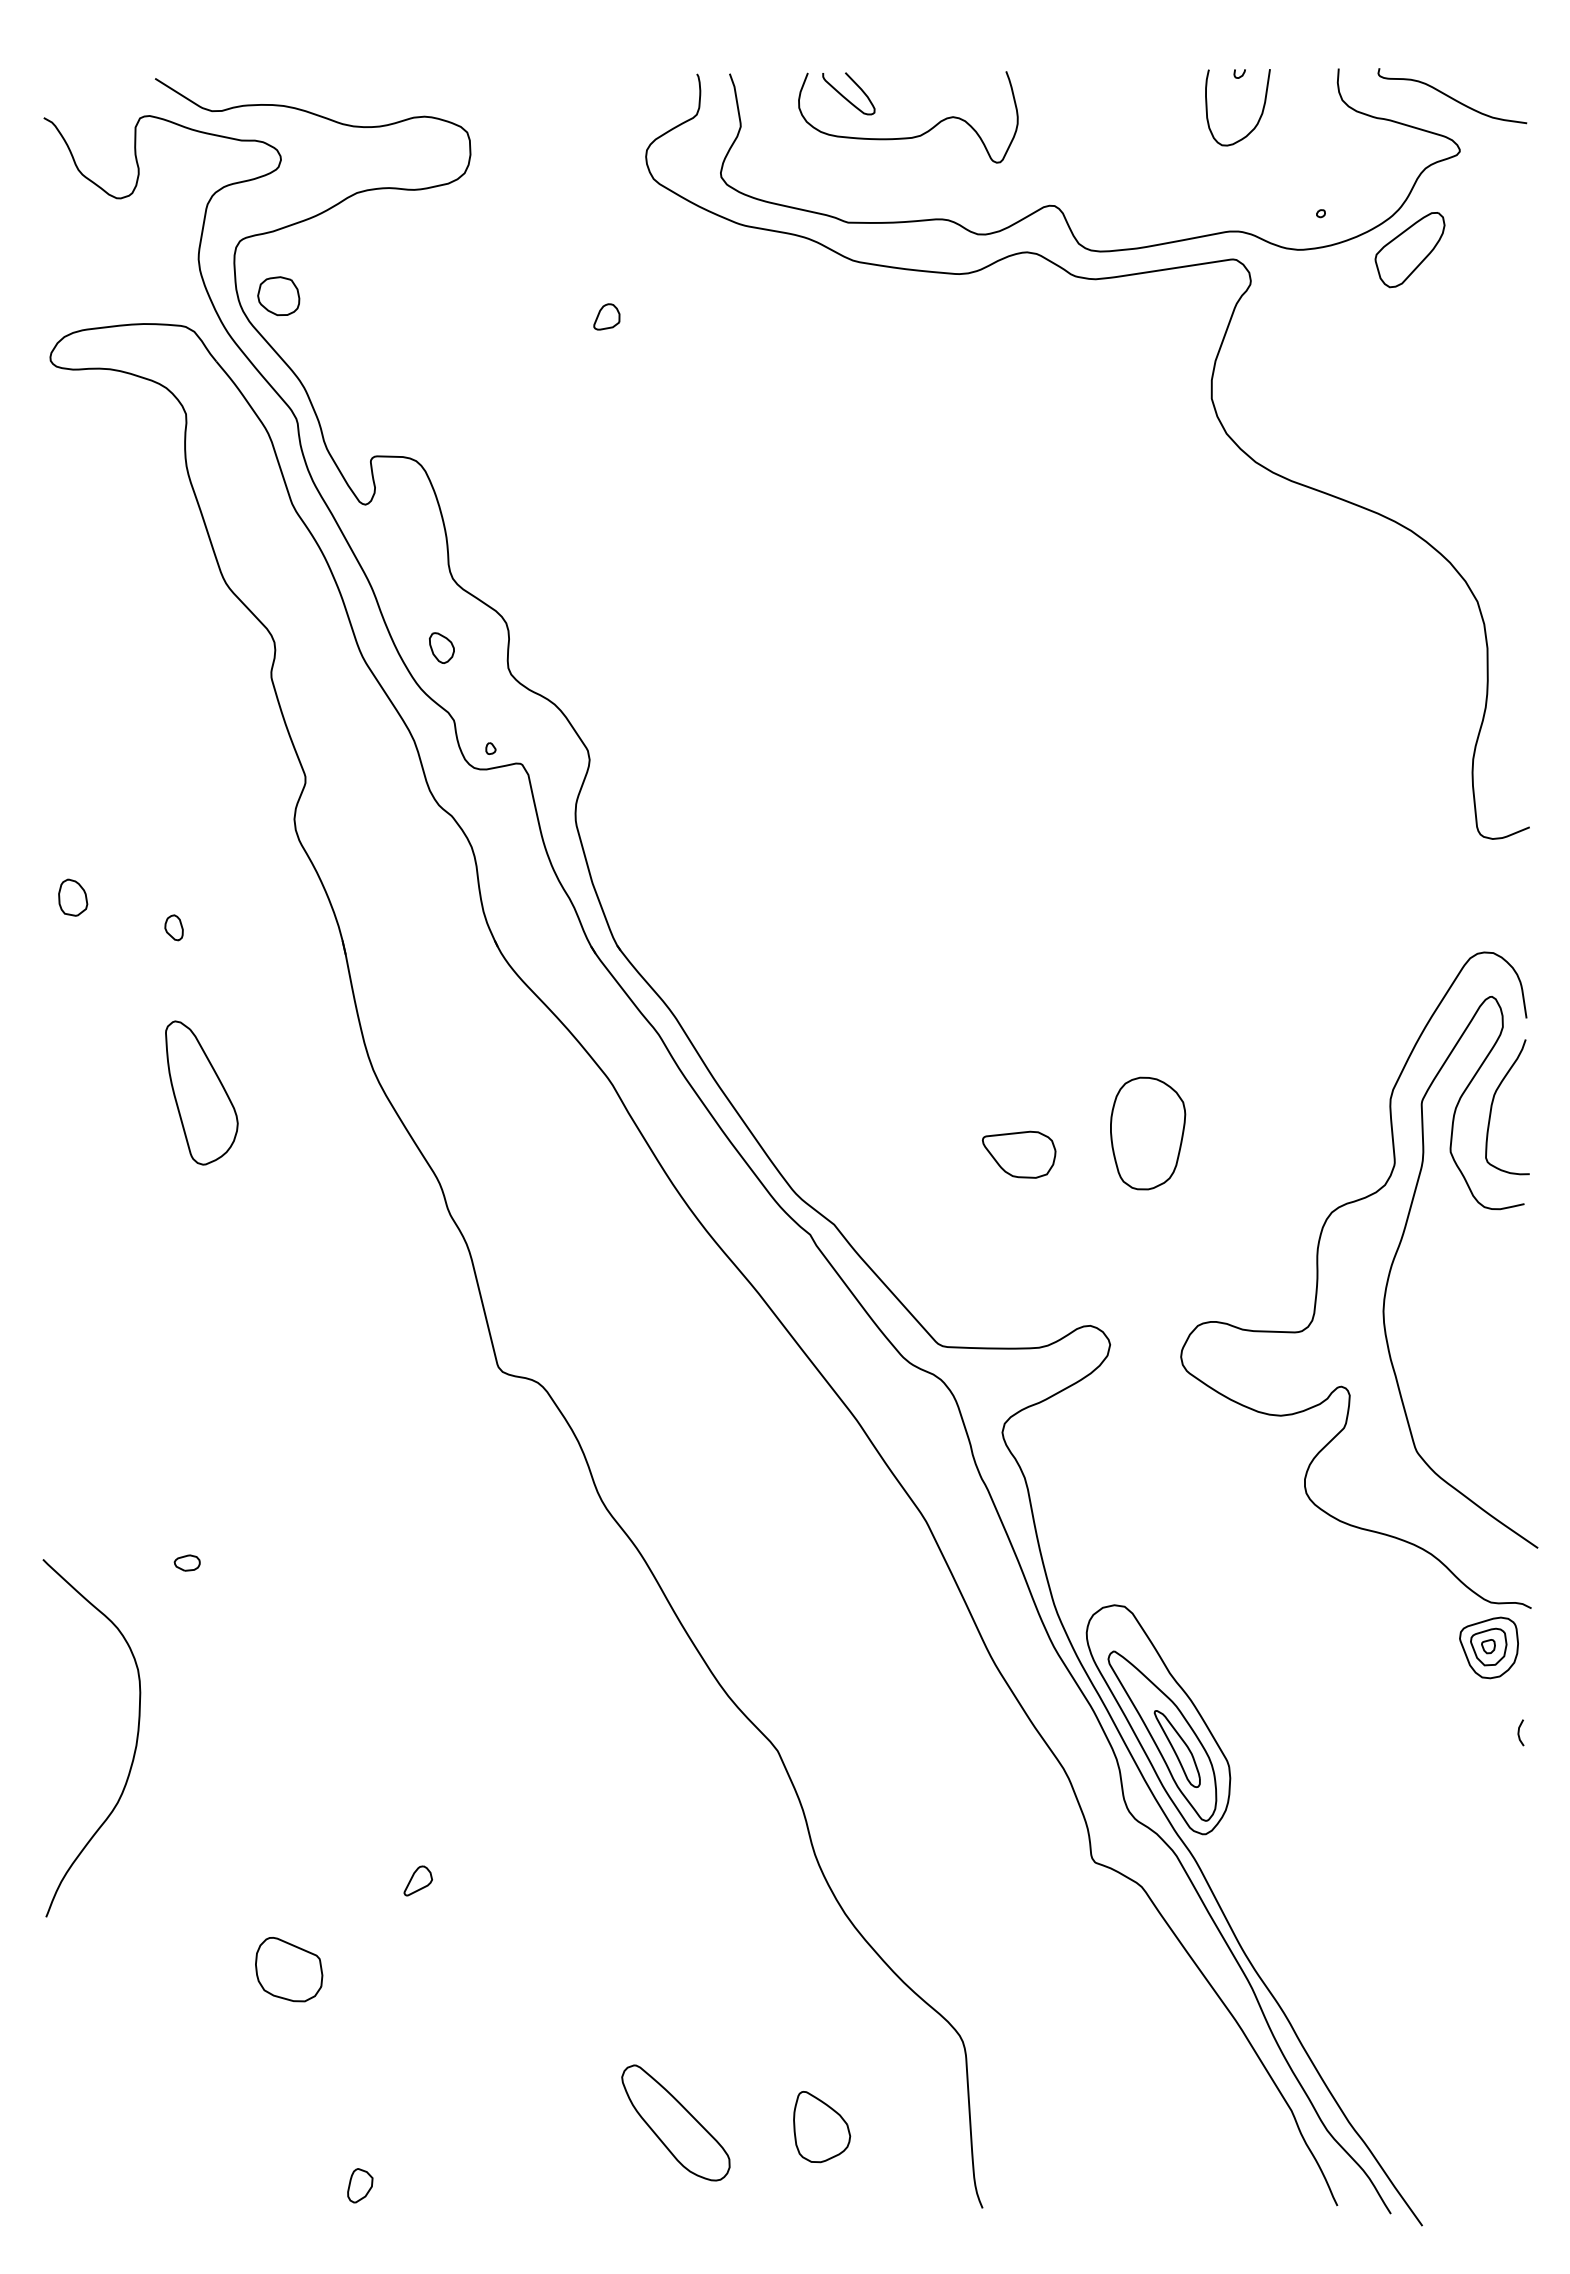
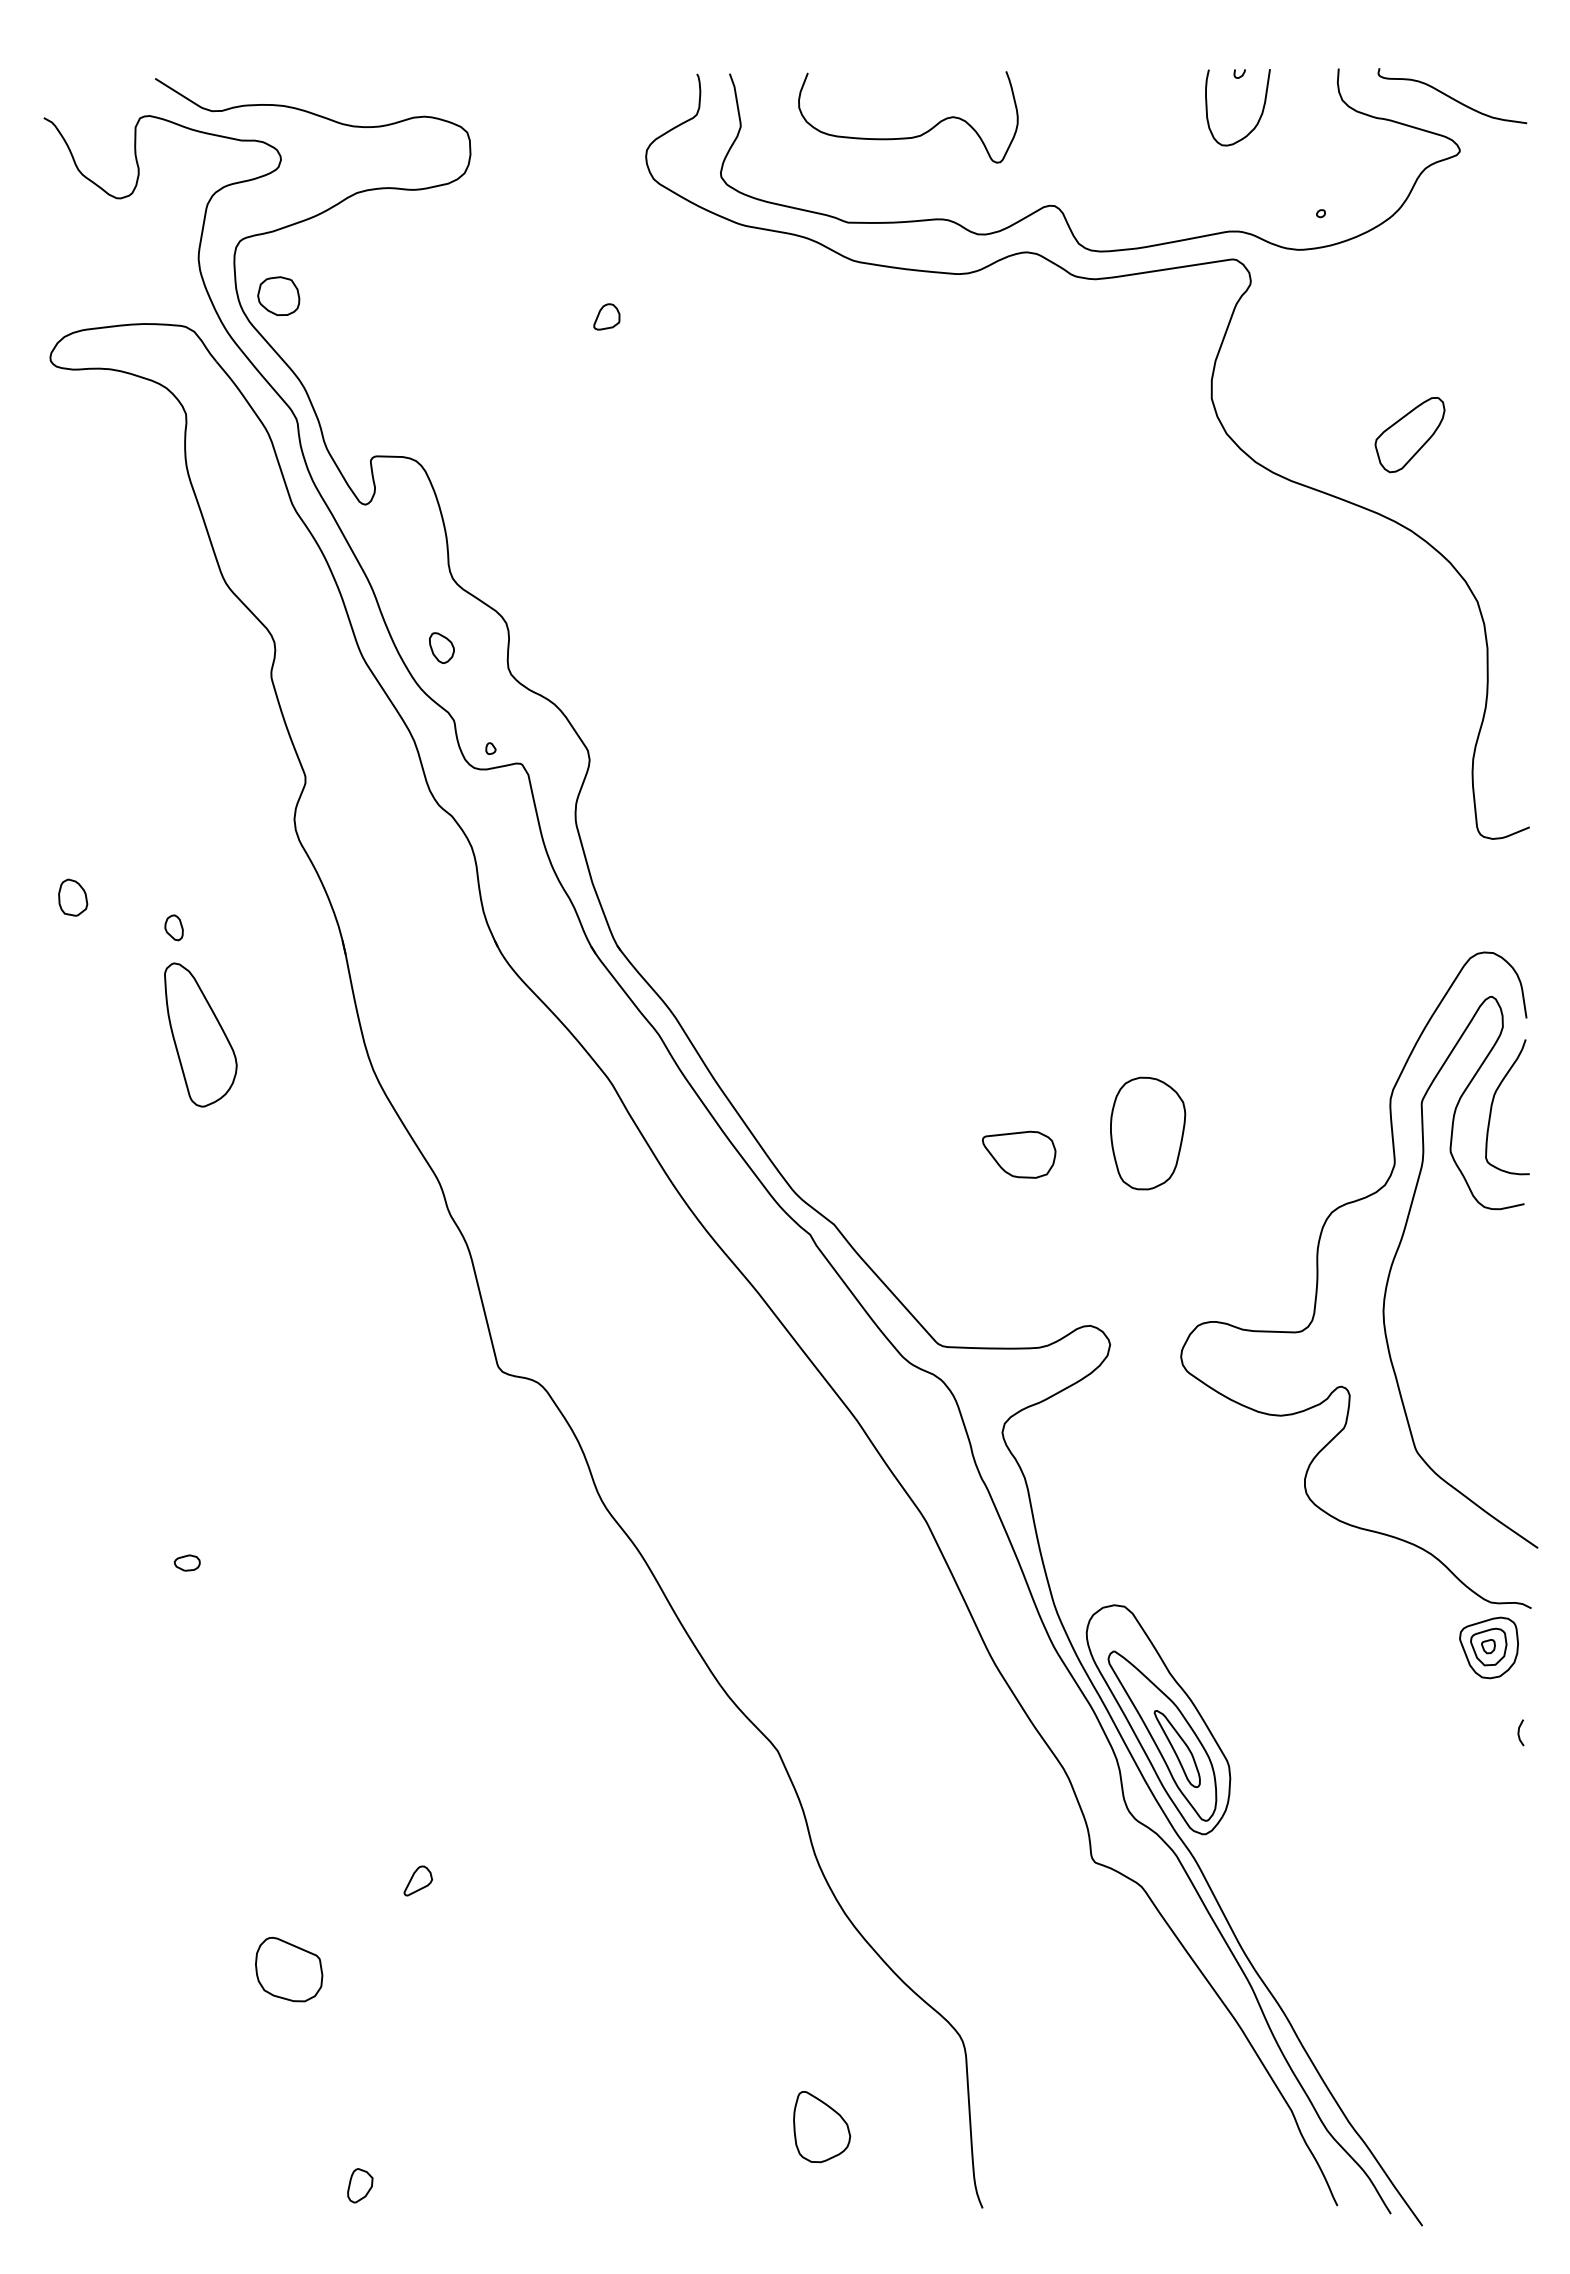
curve: present -> none (844, 96)
part position: (1409, 250) -> (1409, 435) (1409, 435)
part position: (201, 1092) -> (200, 1034) (200, 1034)
curve: present -> none (134, 1748)
part: present -> none (675, 2122)
